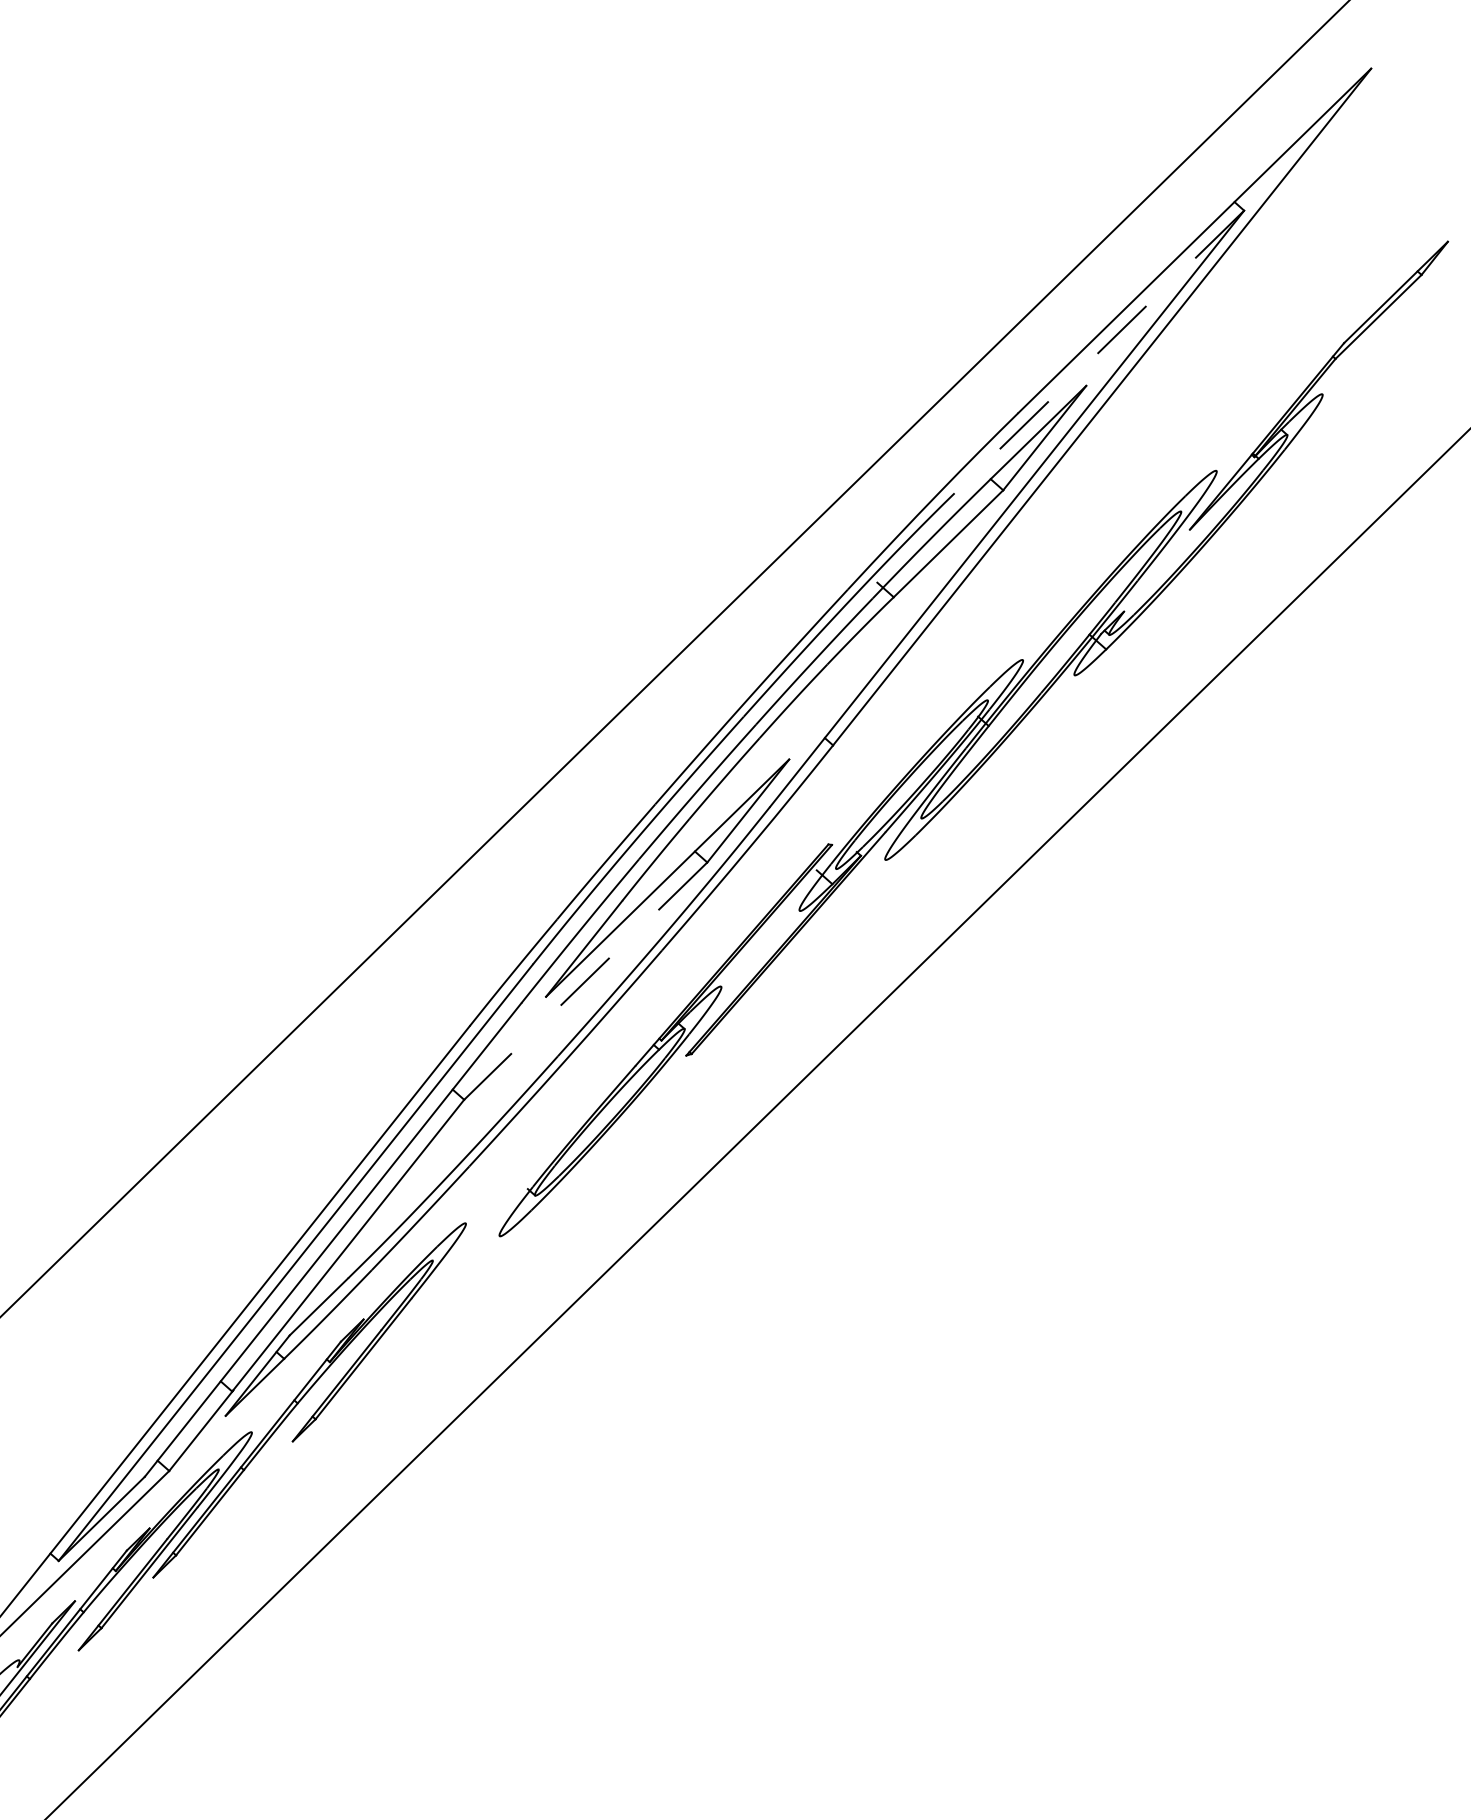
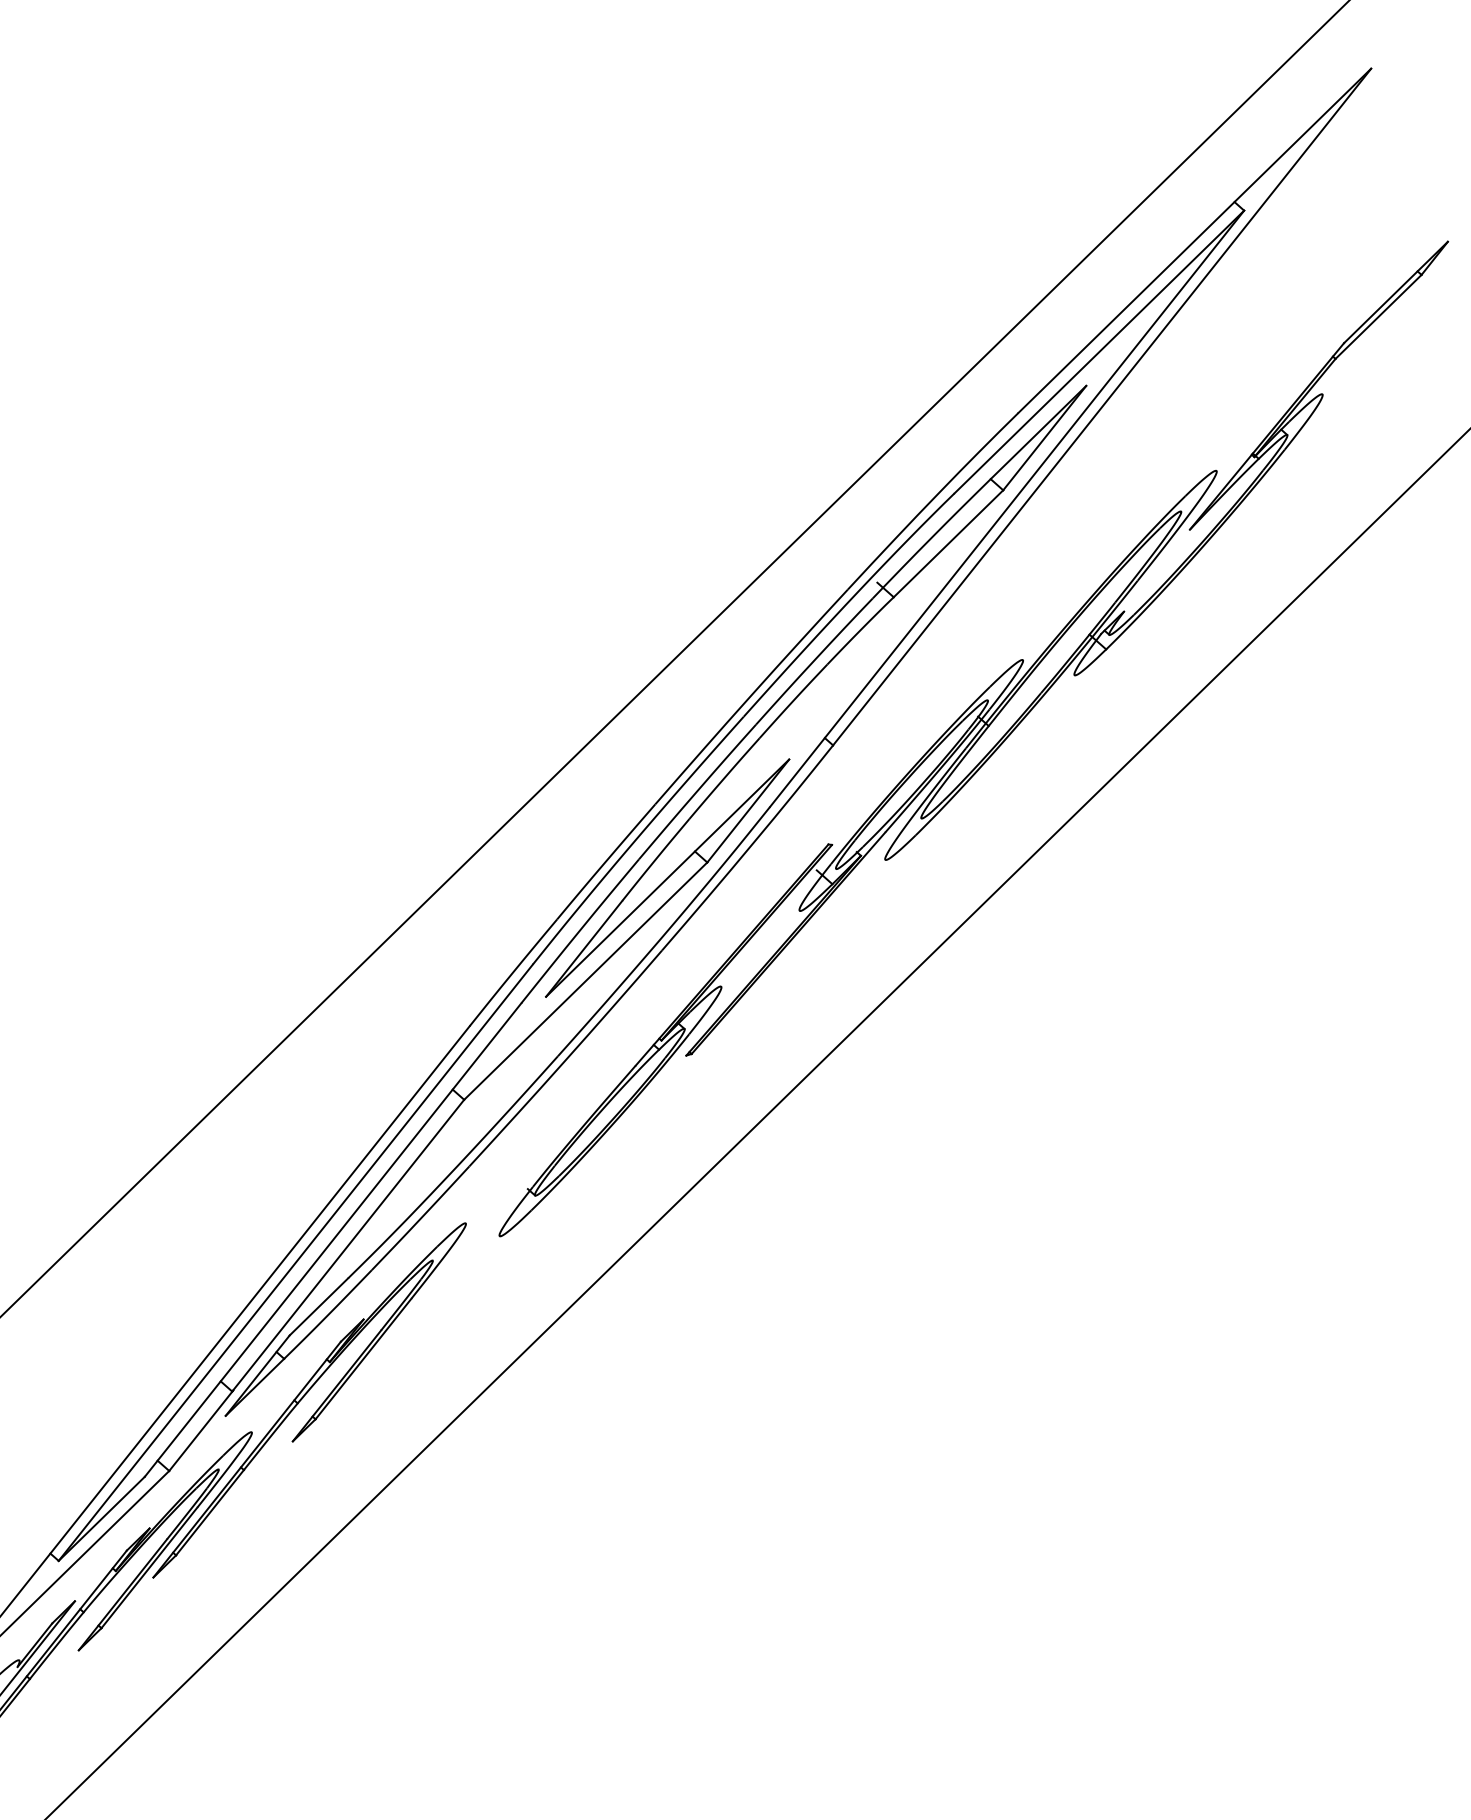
line: dashed -> solid (1099, 352)
line: dashed -> solid (585, 981)
